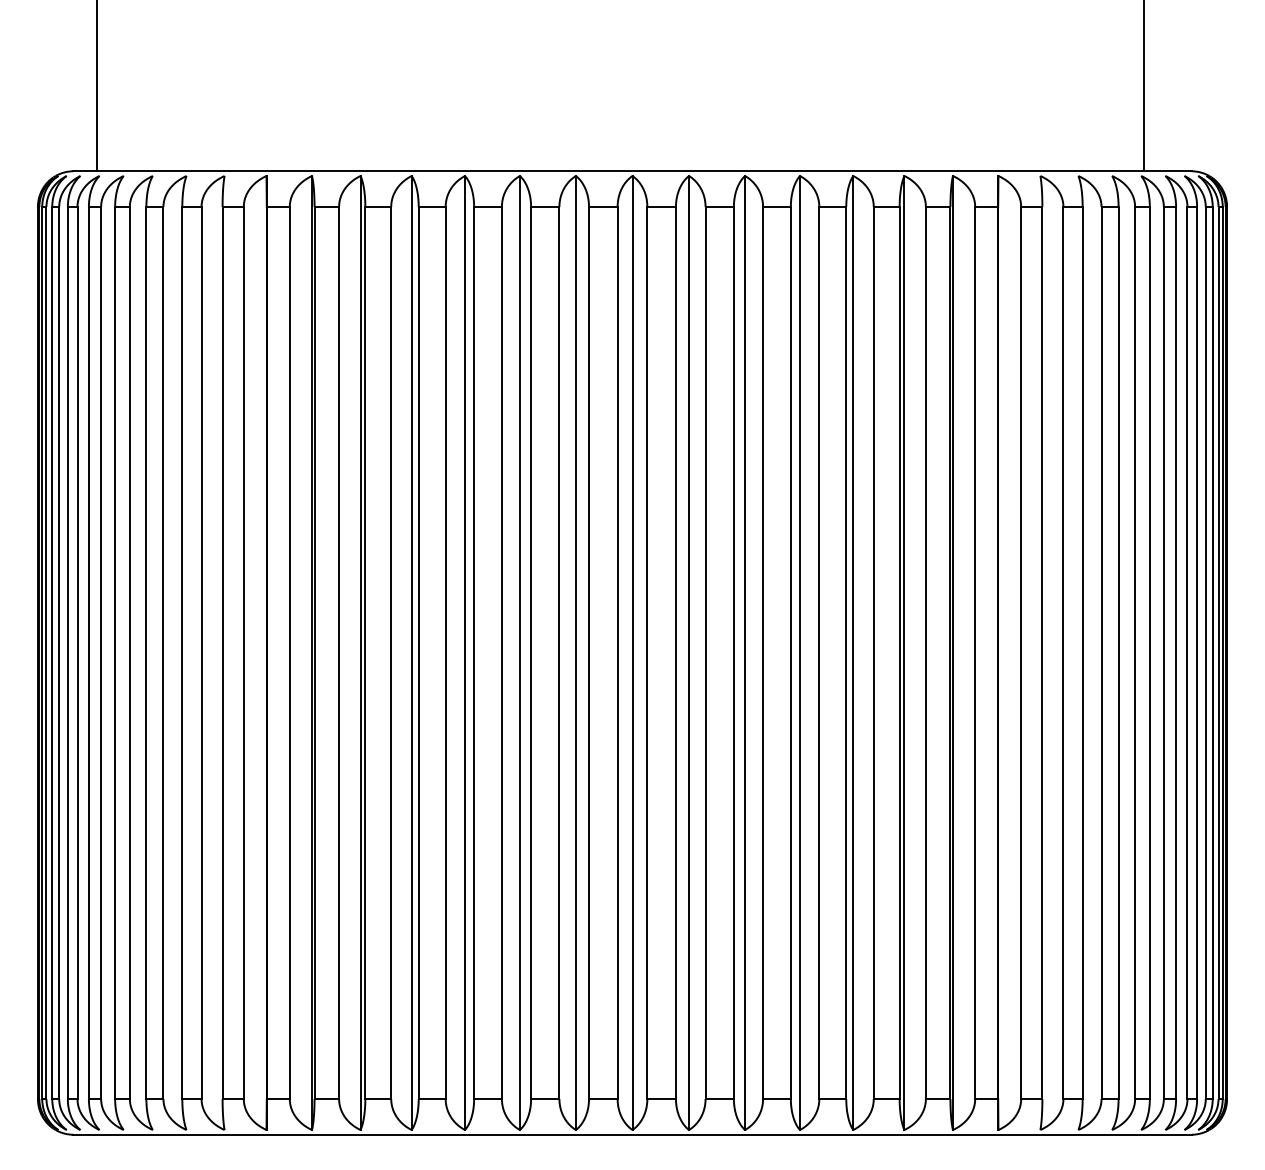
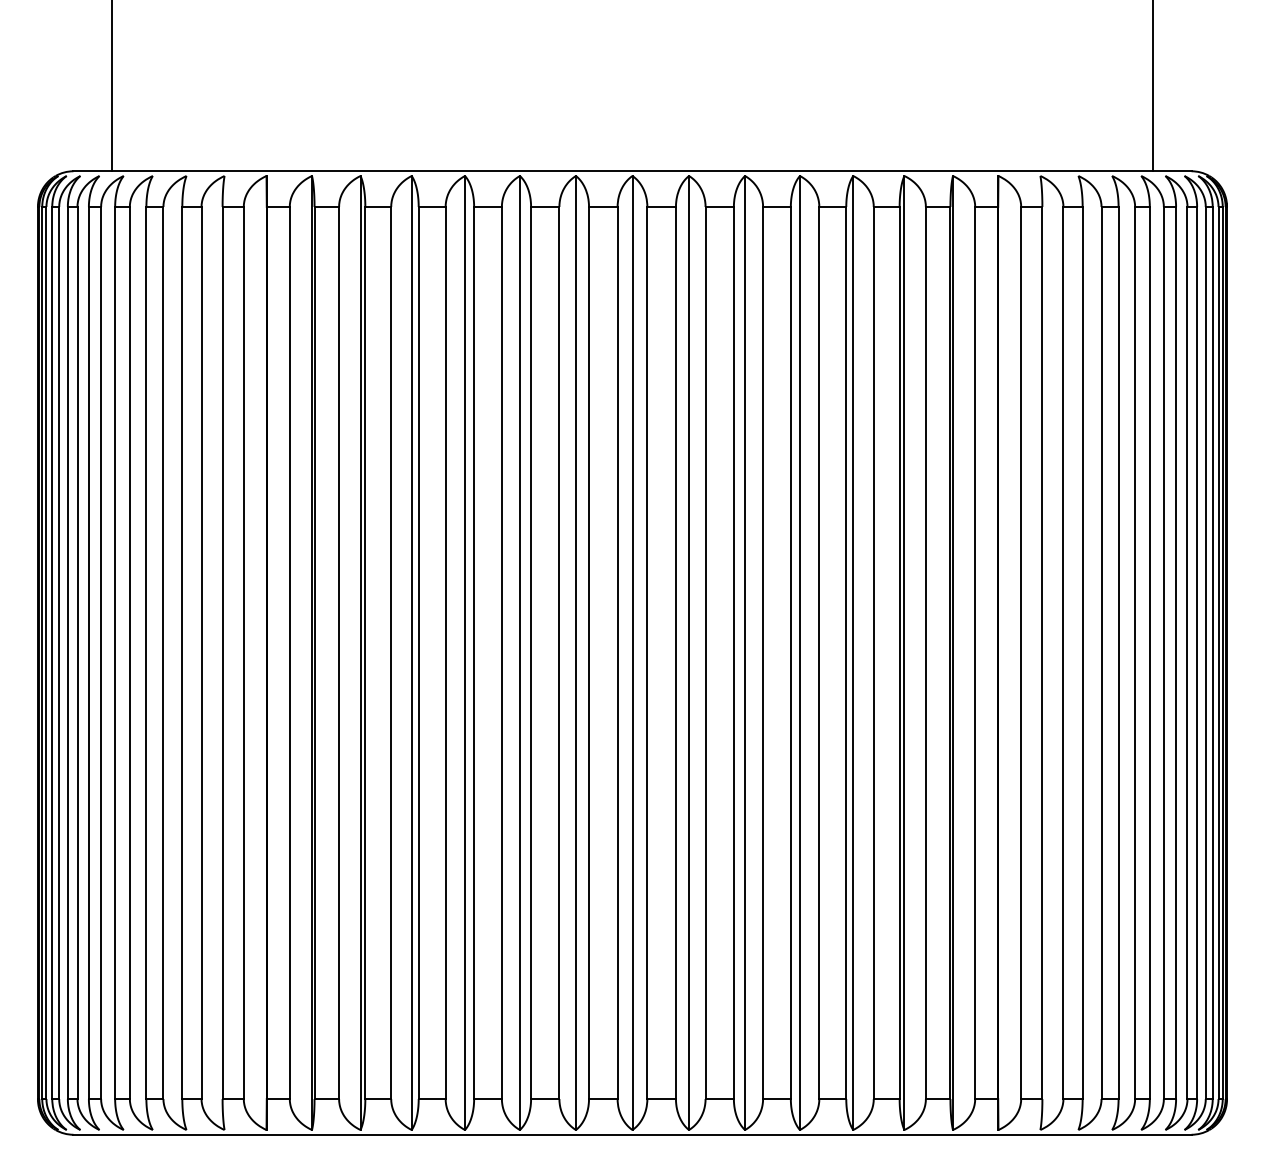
line position: (97, 86) -> (112, 86) (112, 86)
line position: (1143, 86) -> (1152, 86) (1152, 86)
